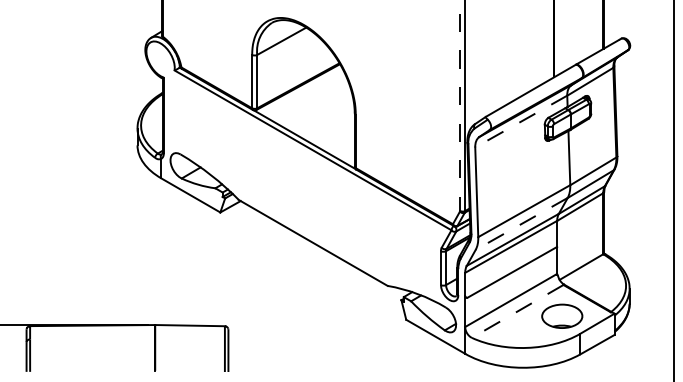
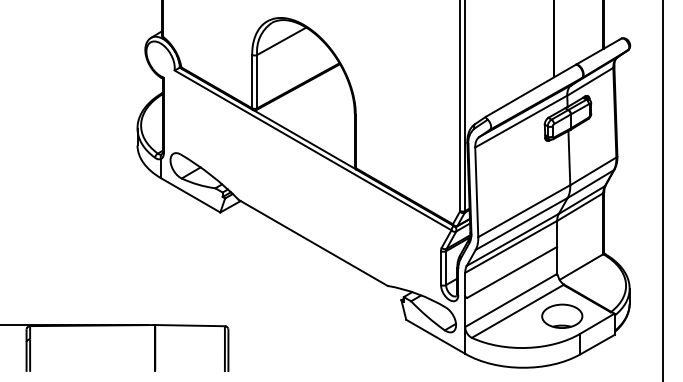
line: dashed -> solid (460, 106)
line: dashed -> solid (521, 121)
line position: (673, 190) -> (662, 190) (662, 190)
line: dashed -> solid (521, 223)
line: dashed -> solid (517, 311)
